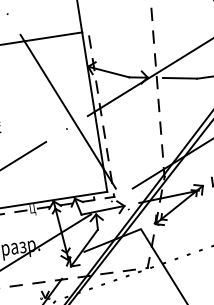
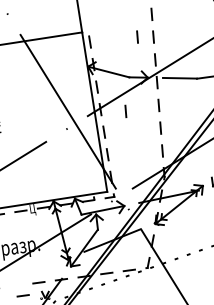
line: none -> present (137, 36)
line: none -> present (125, 110)
line position: (15, 285) -> (22, 295) (22, 295)
